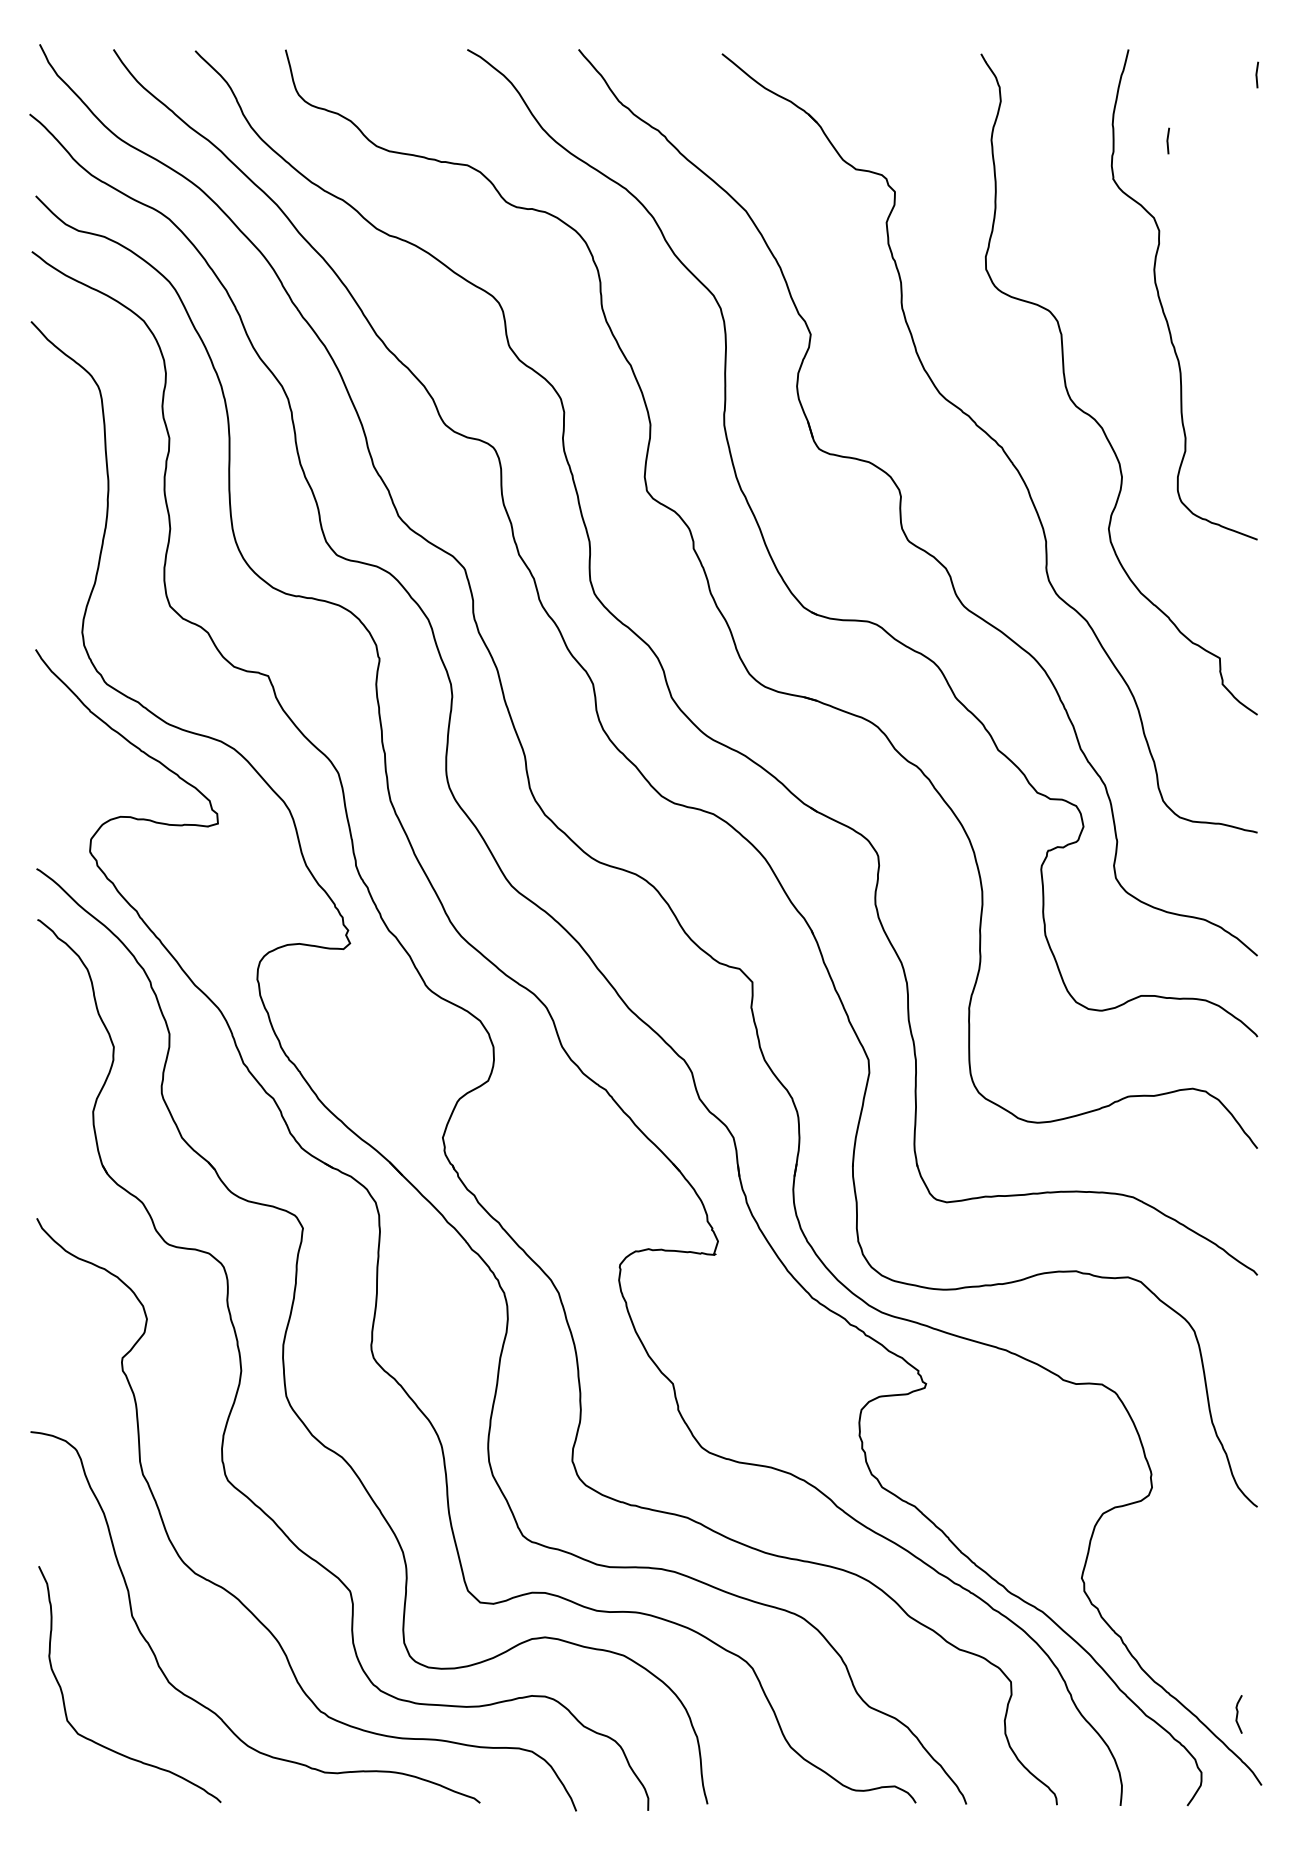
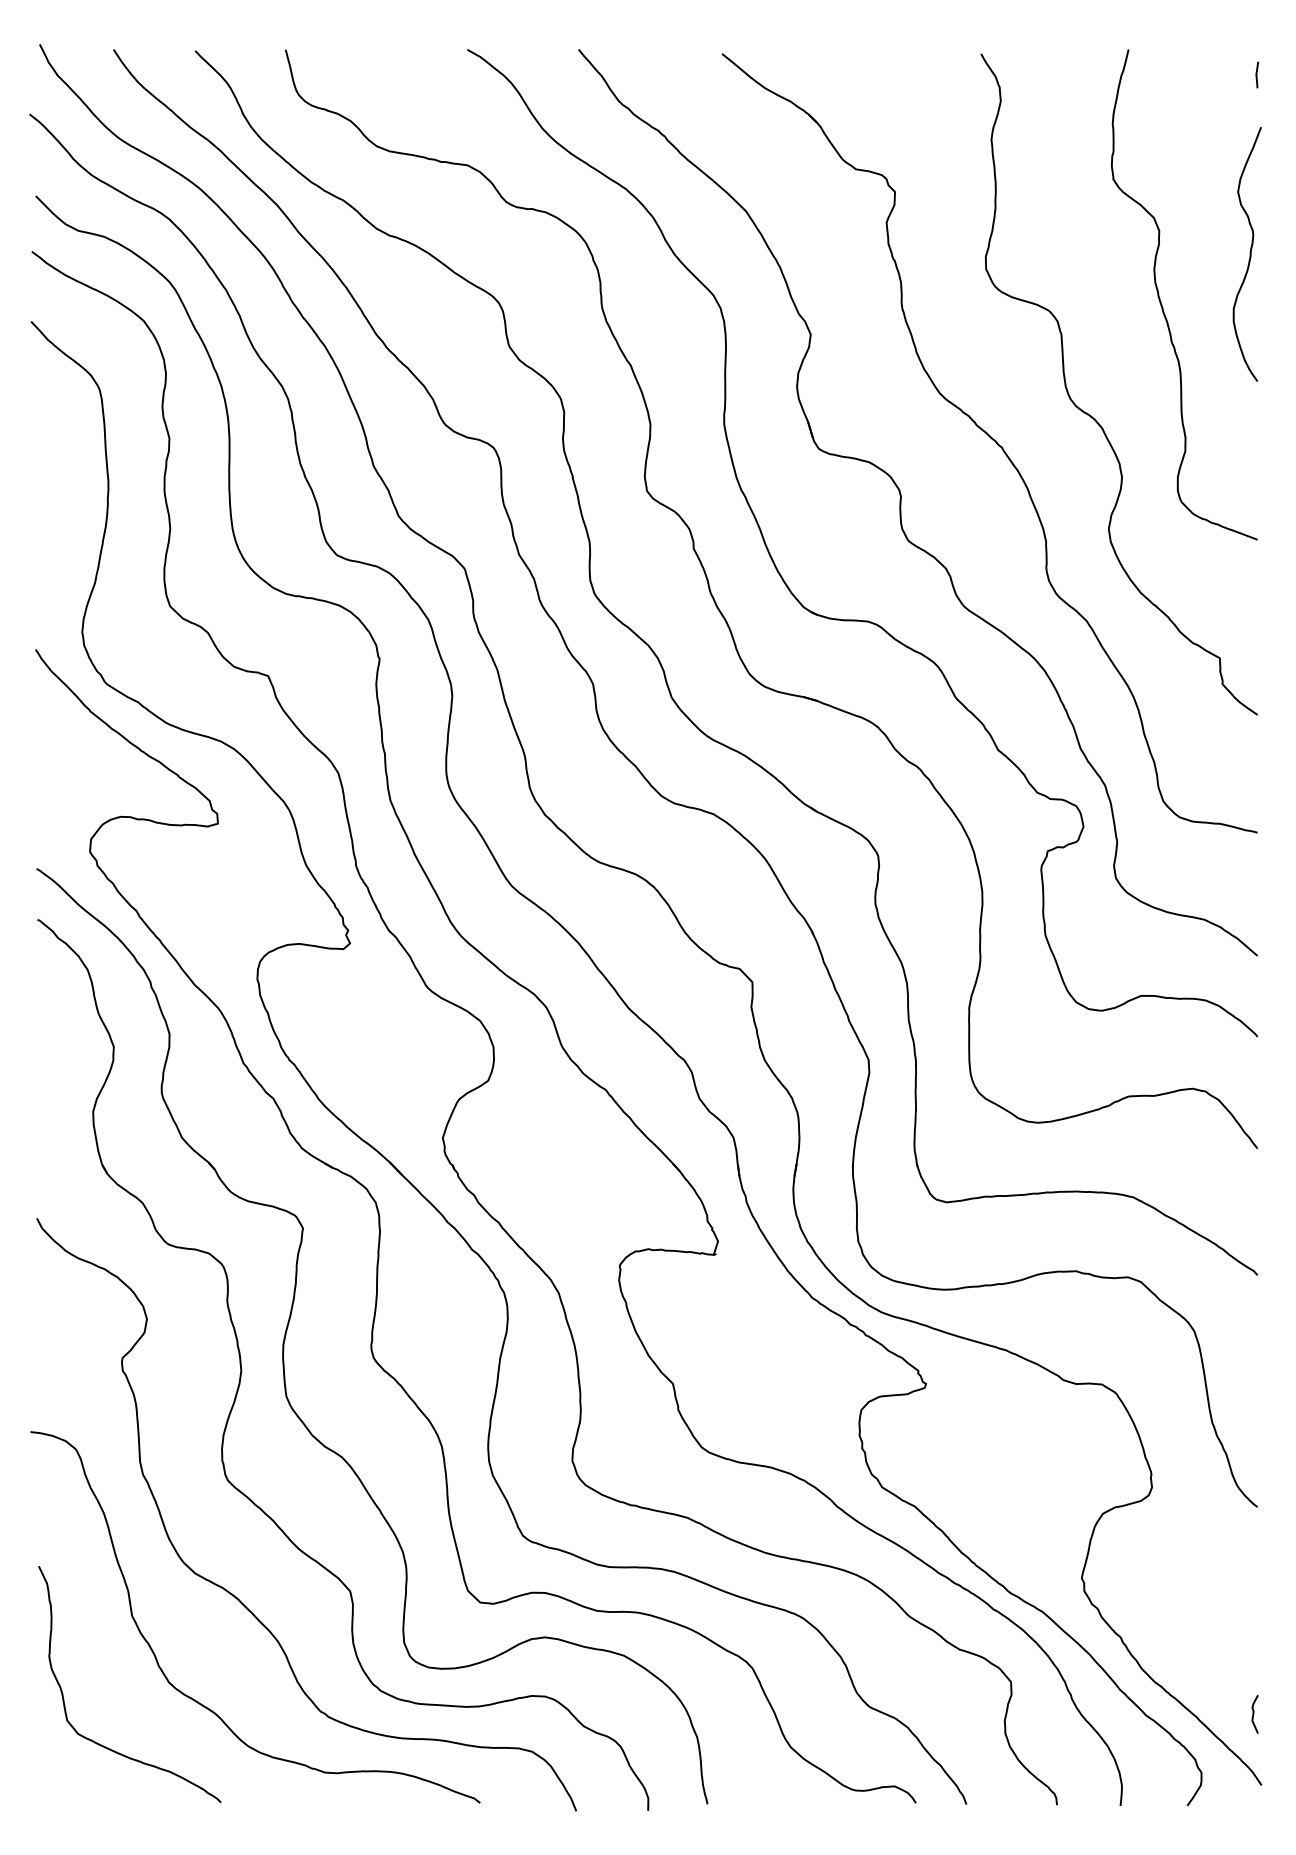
line: present -> none (1168, 140)
curve: none -> present (1249, 254)
curve position: (1238, 1714) -> (1254, 1714) (1254, 1714)
